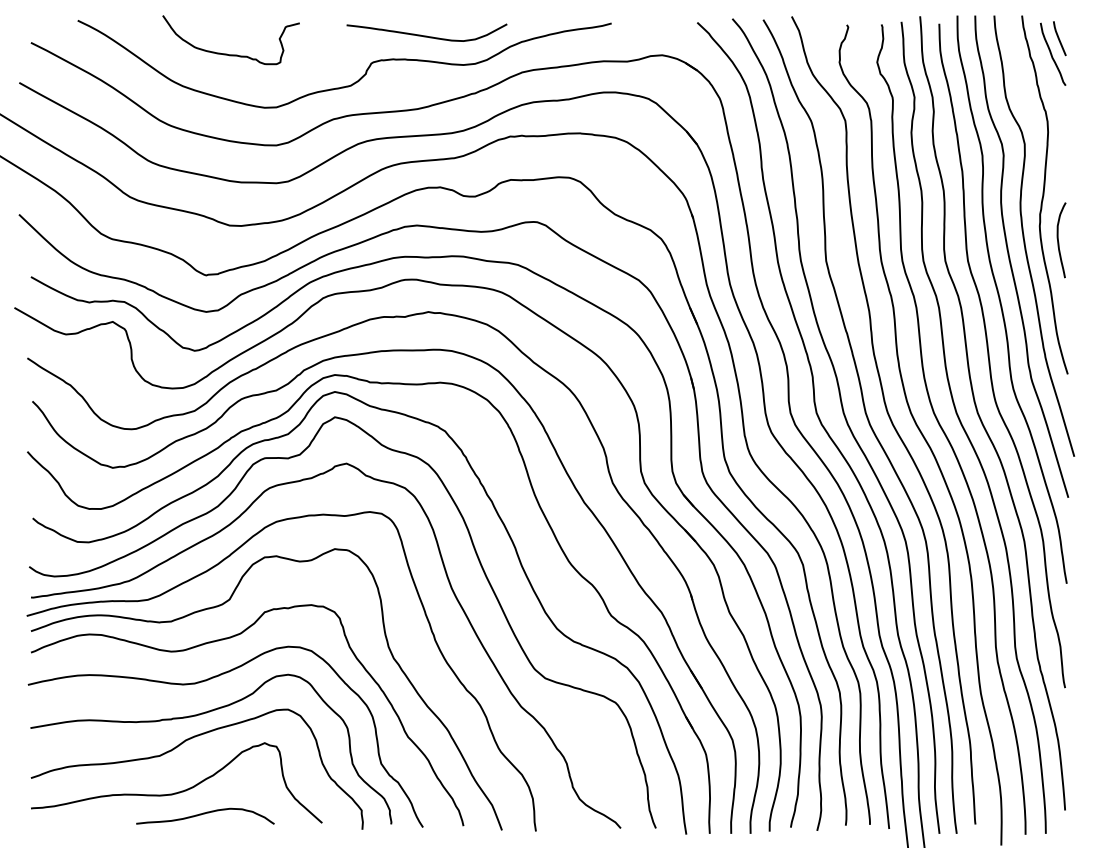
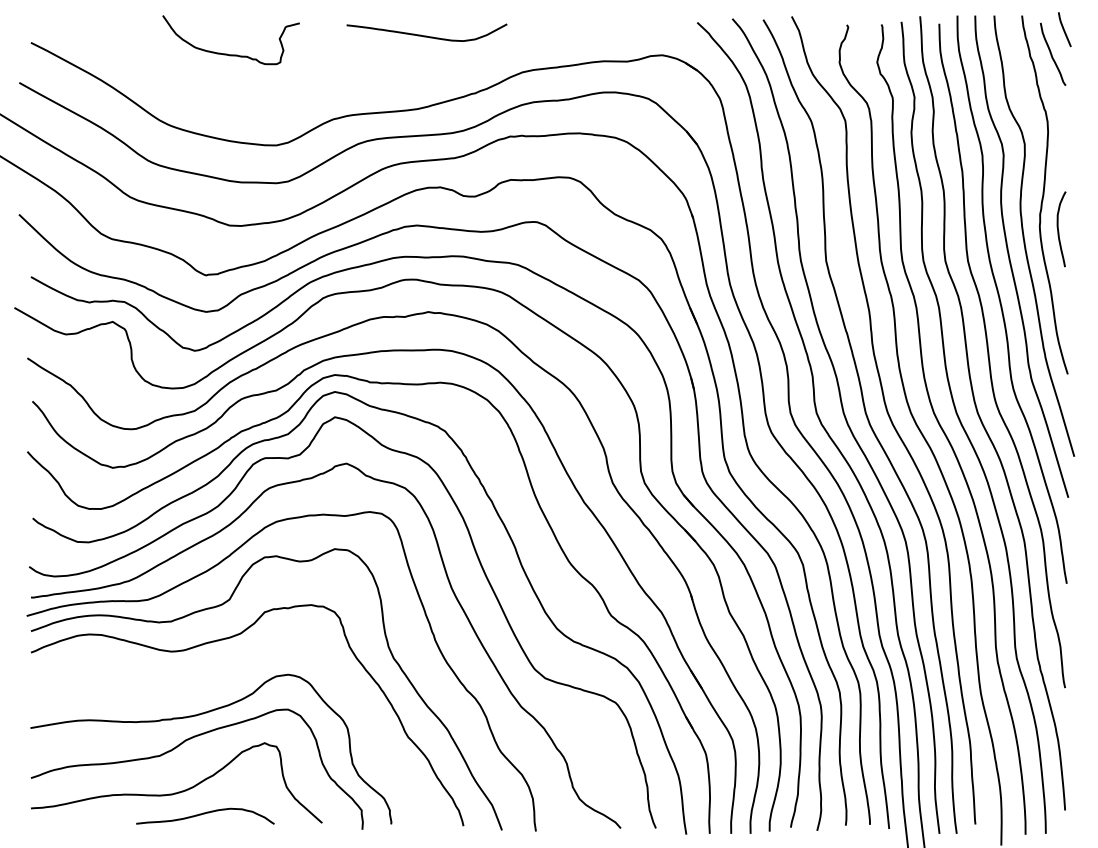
line position: (1059, 38) -> (1064, 29) (1064, 29)
curve: present -> none (355, 81)
curve position: (1059, 242) -> (1059, 231) (1059, 231)
curve: present -> none (206, 681)
